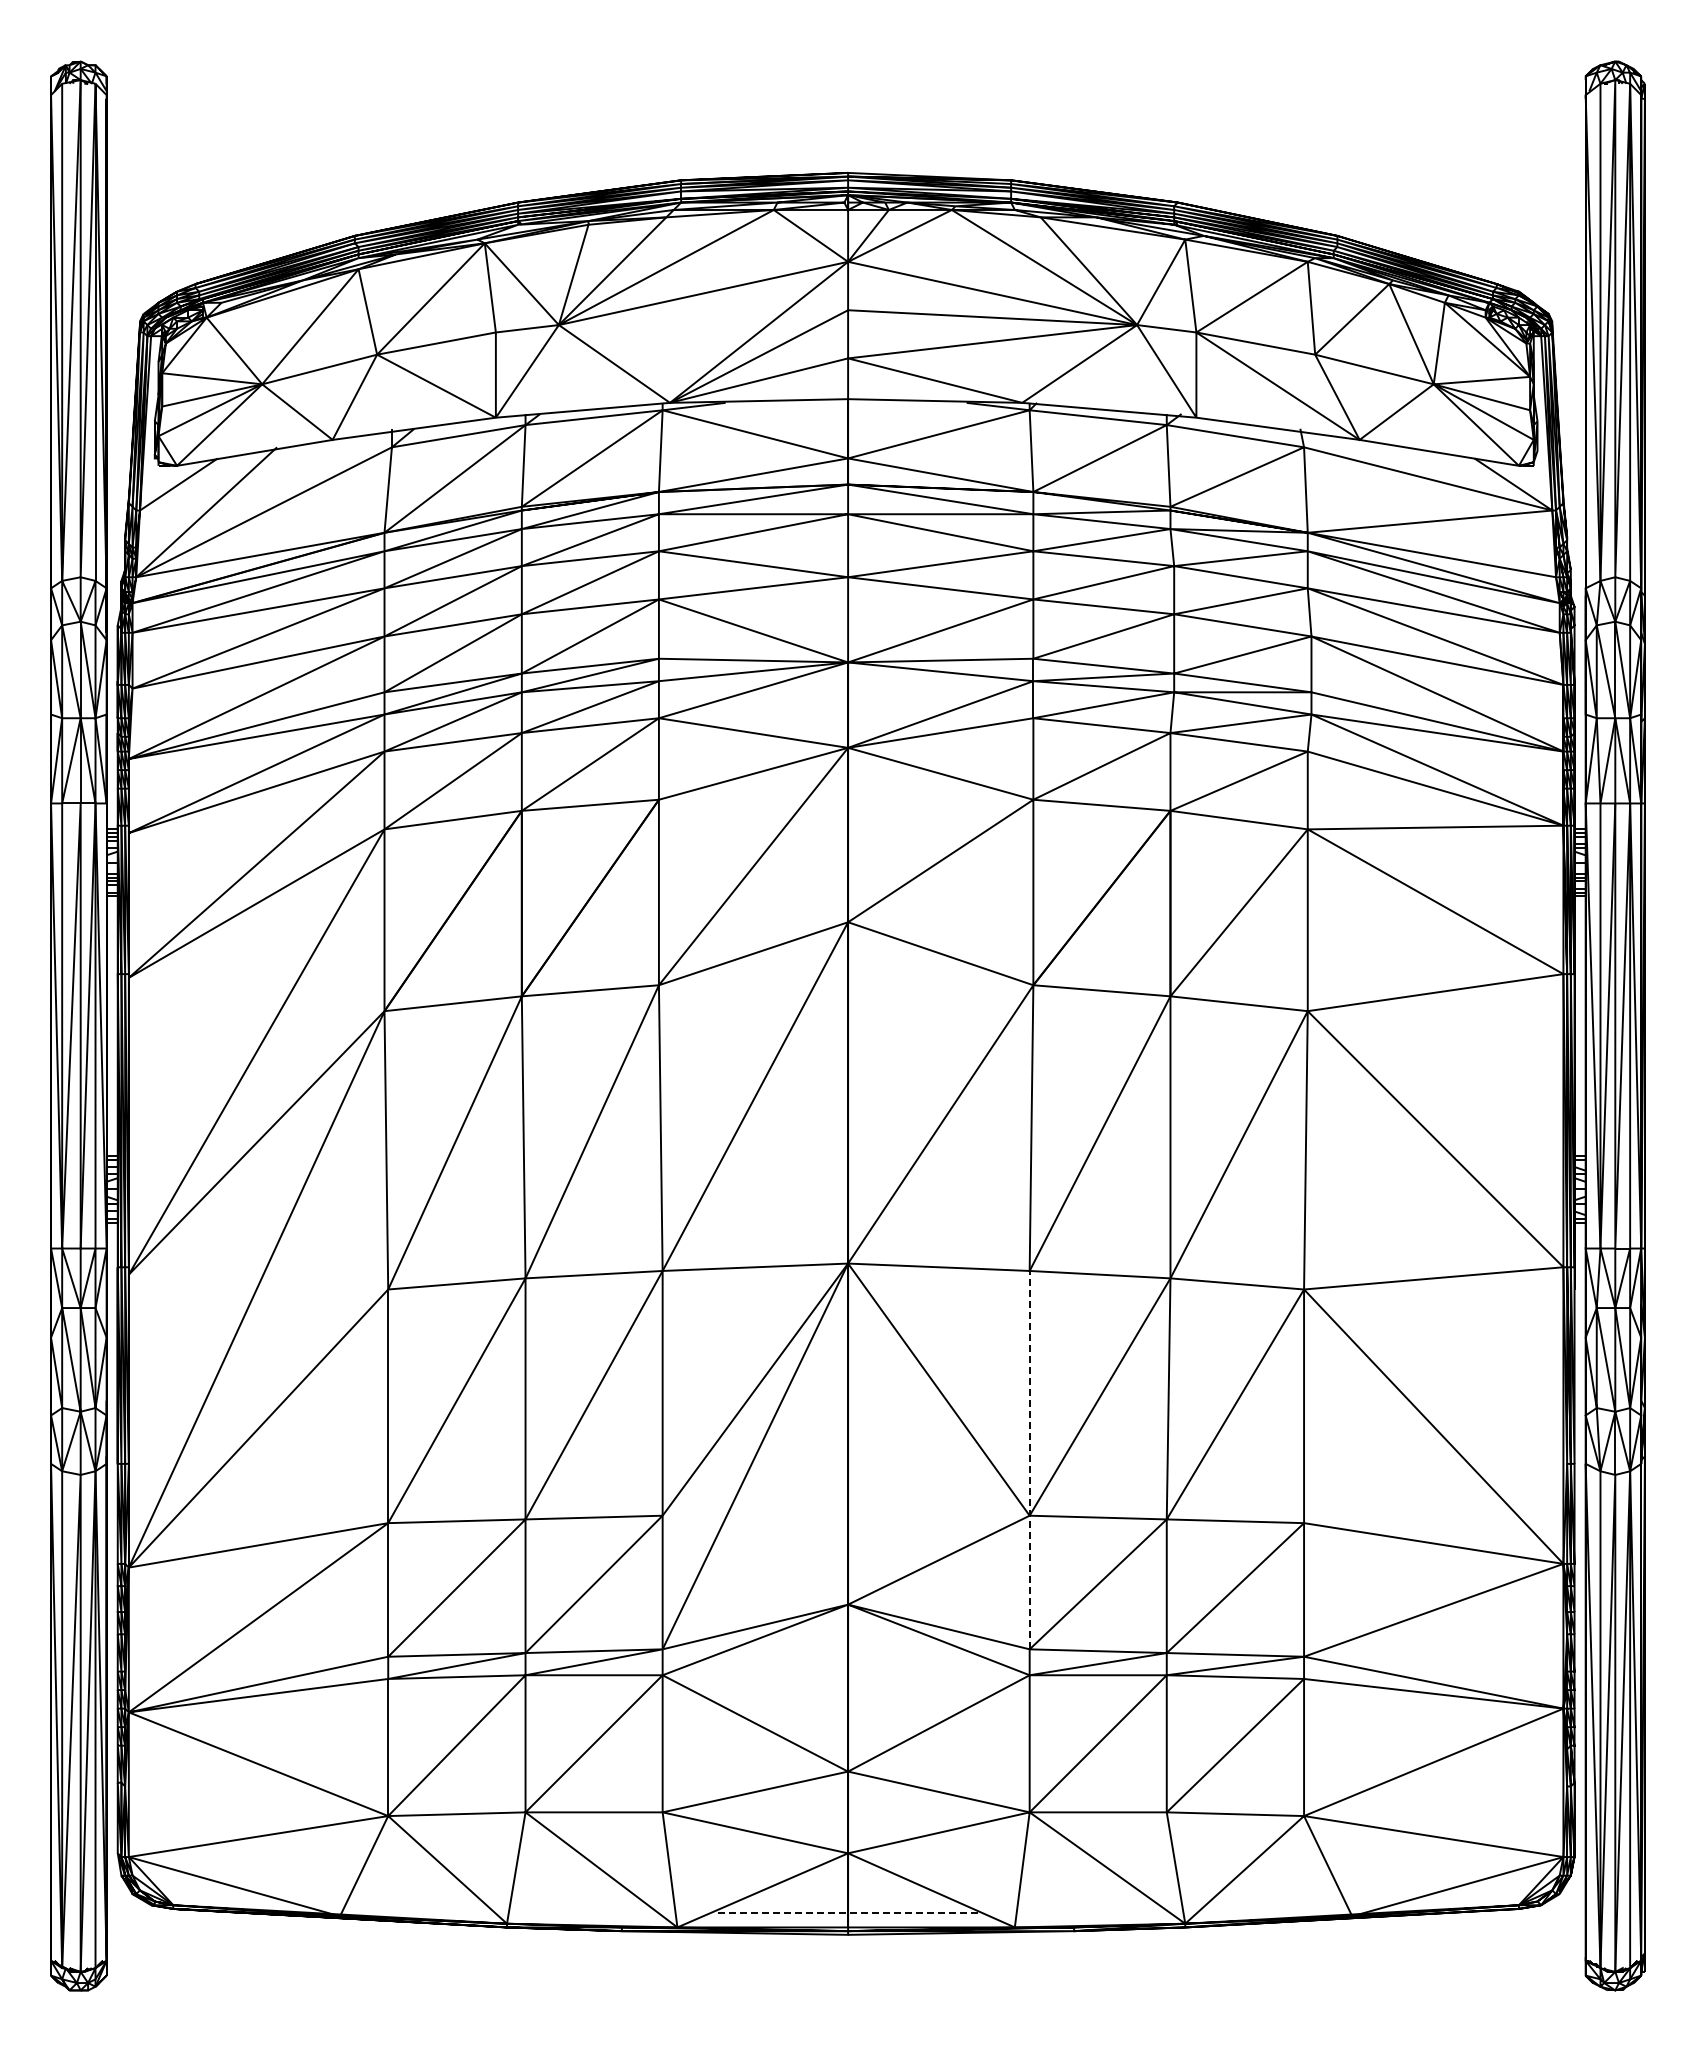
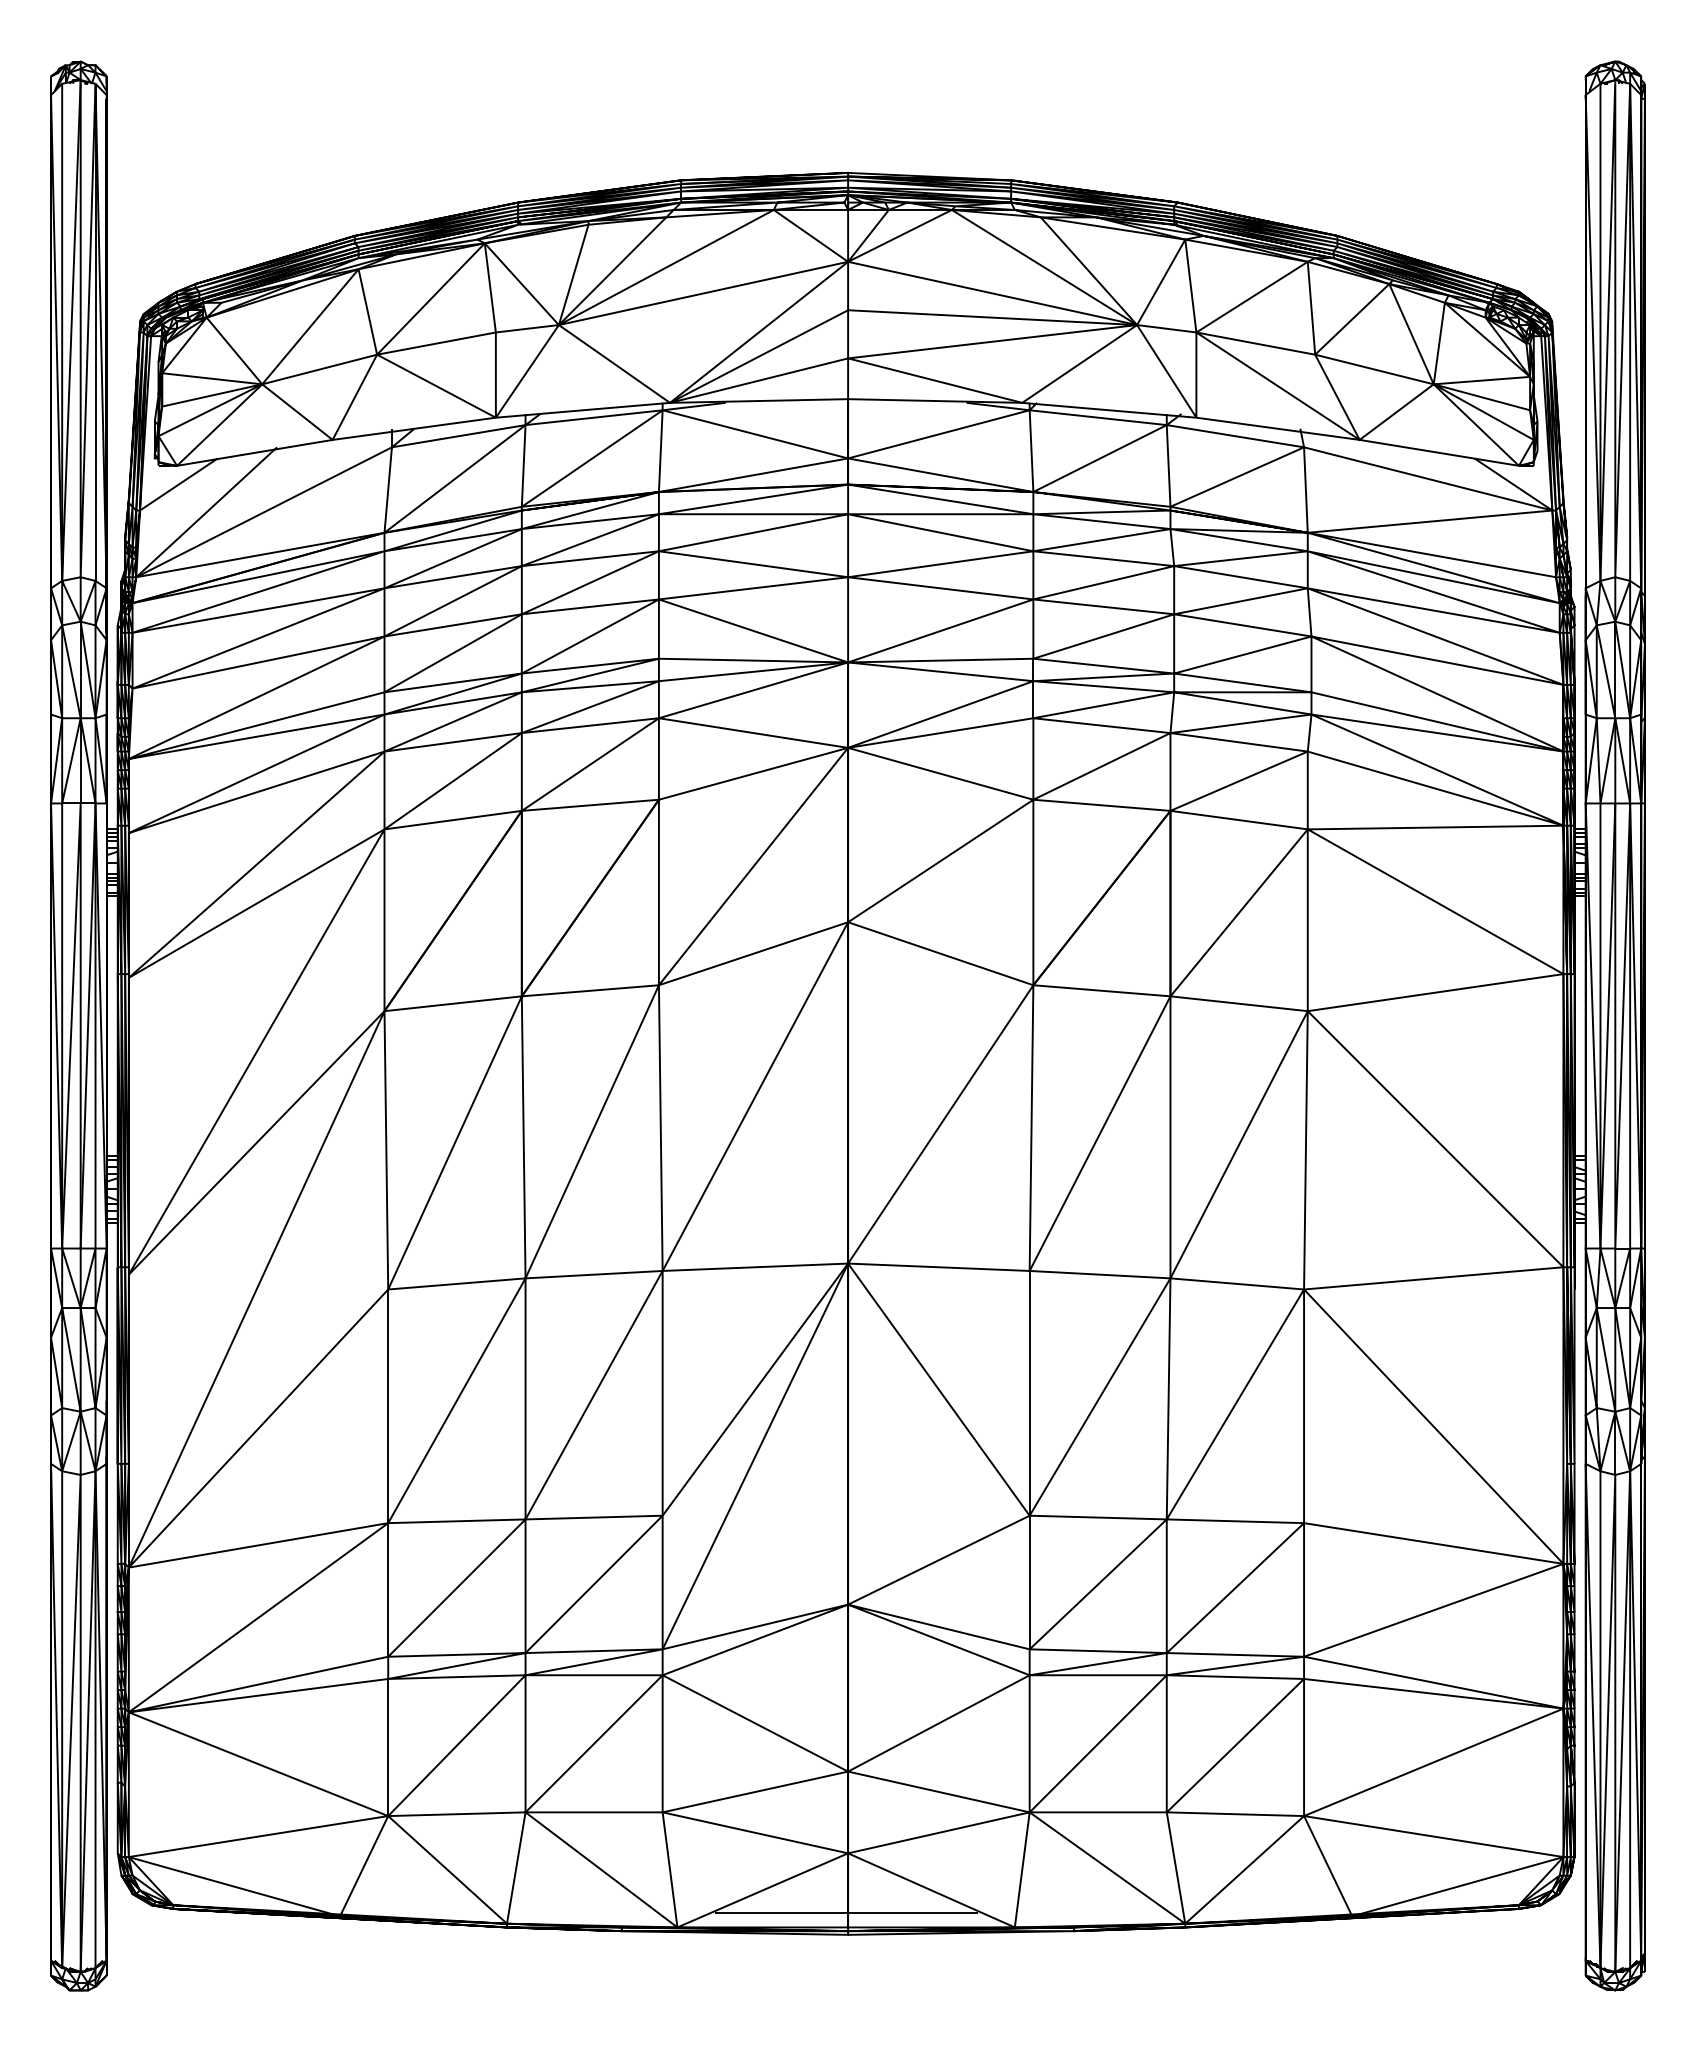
line: dashed -> solid (1029, 1460)
line: dashed -> solid (846, 1912)
